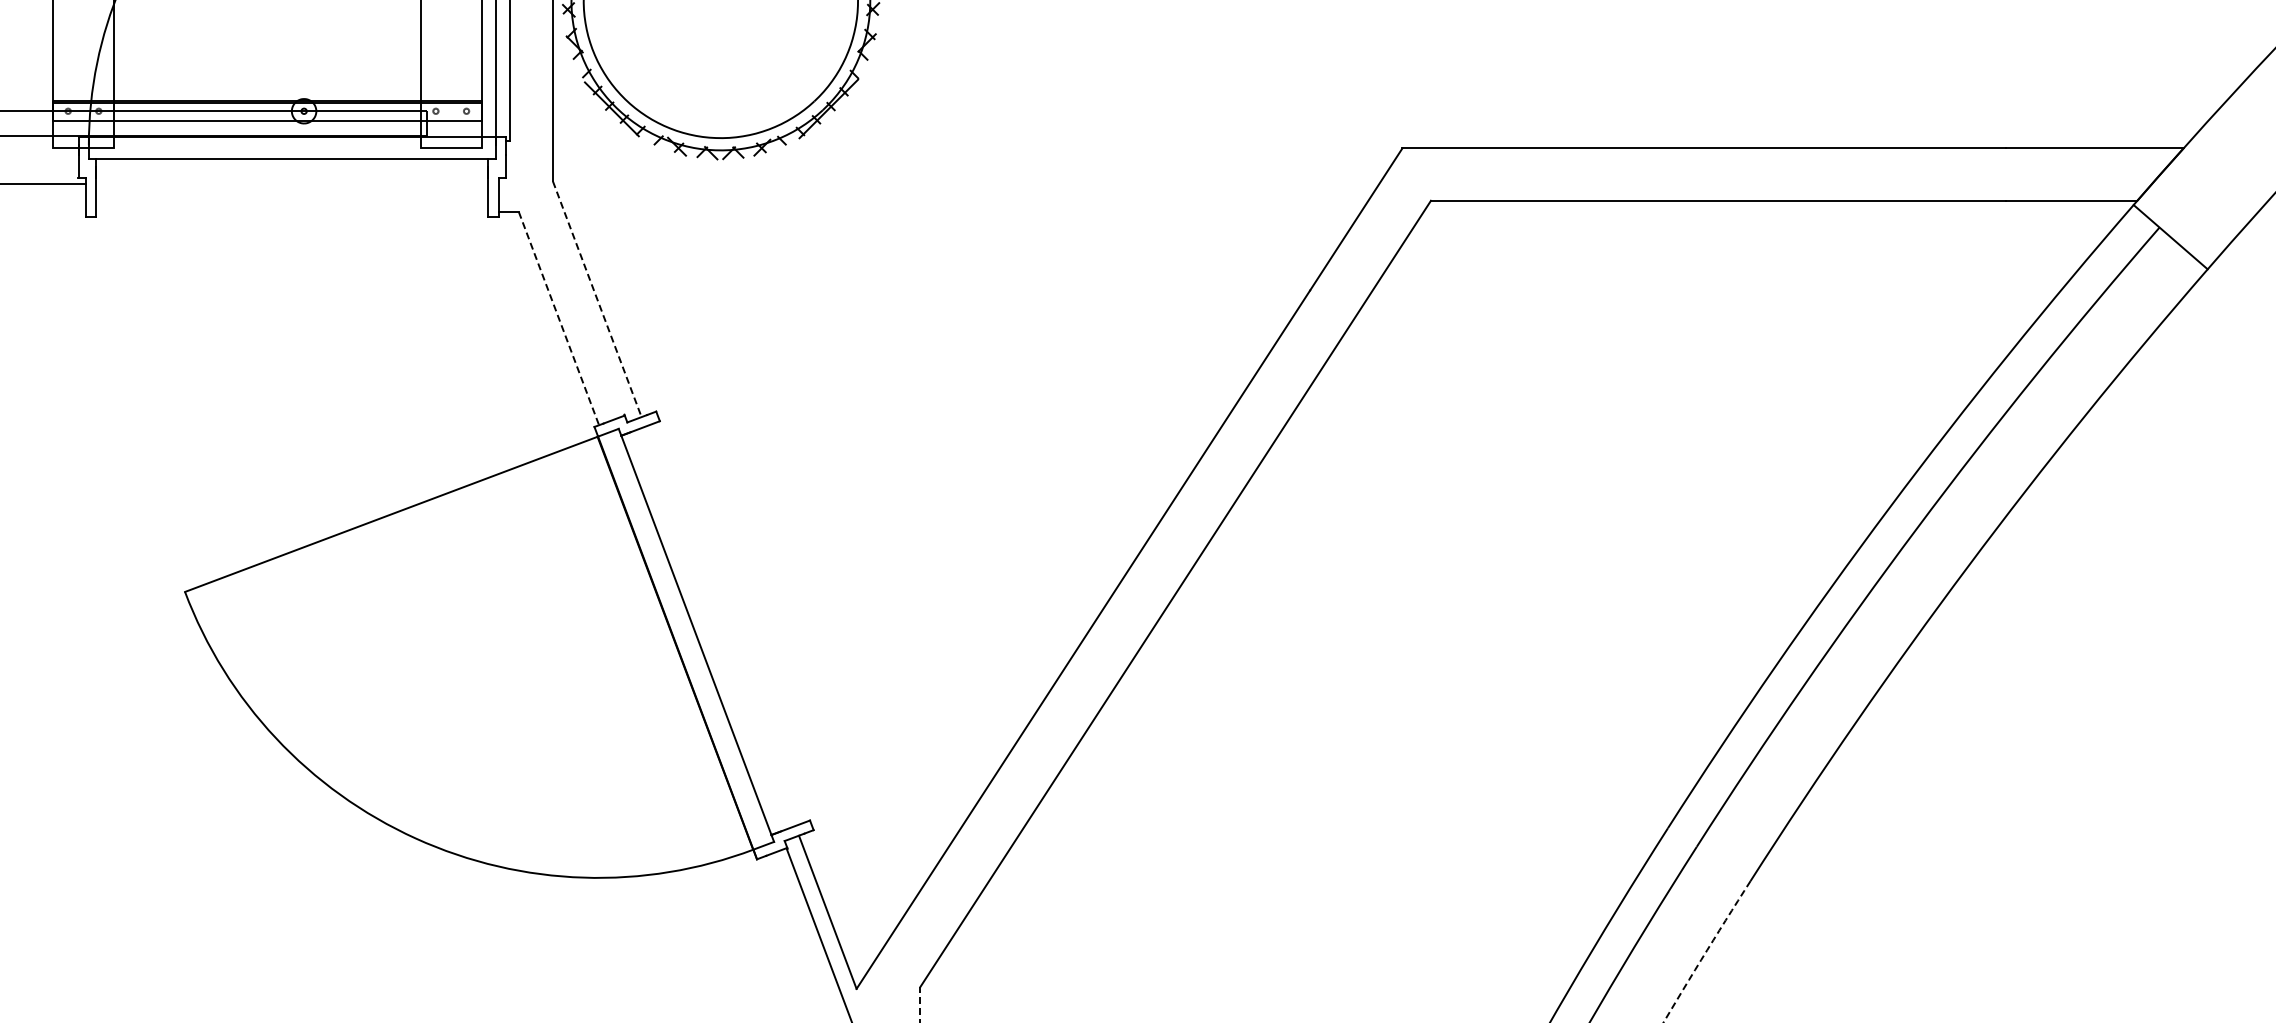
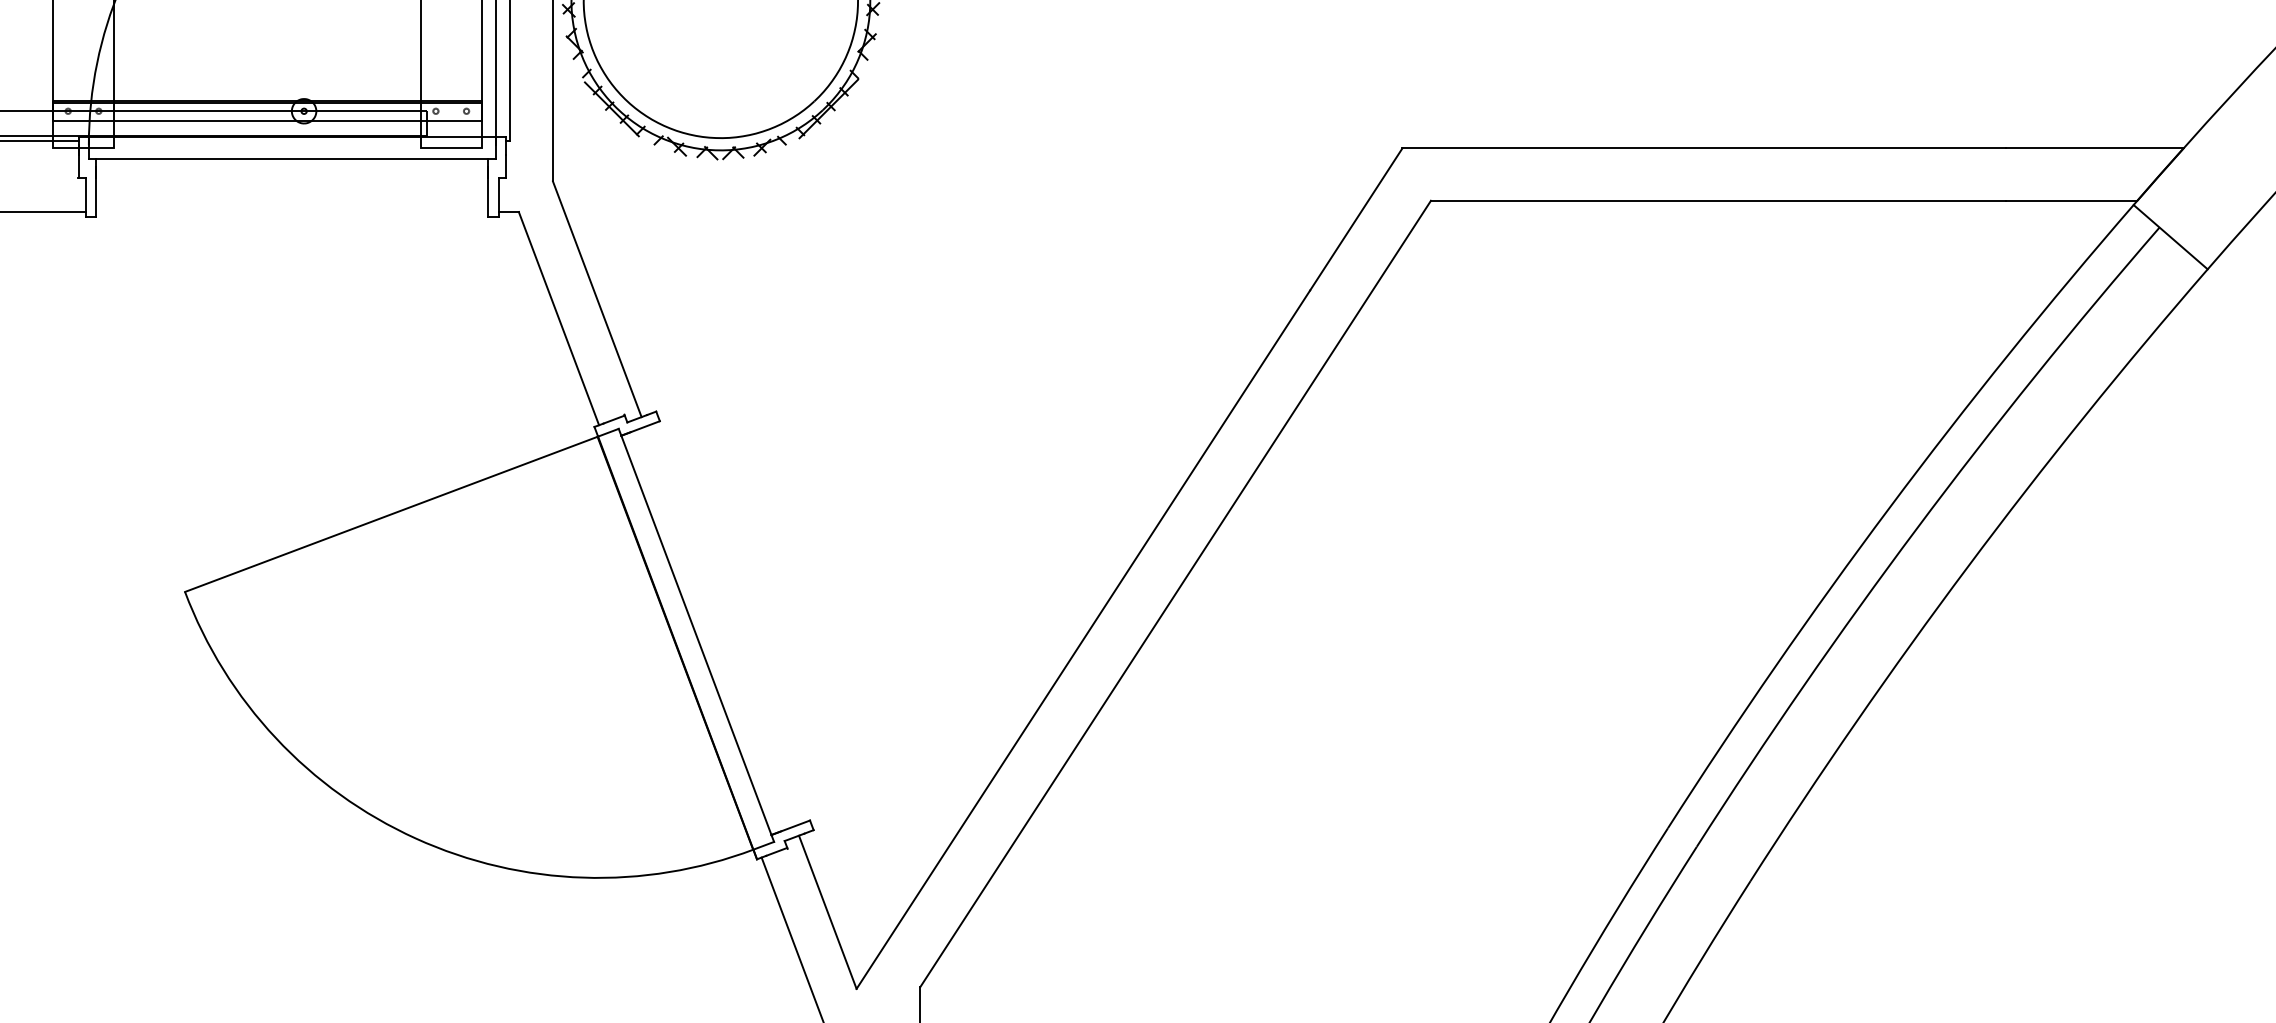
line: none -> present (40, 141)
line position: (43, 184) -> (43, 212) (43, 212)
line: dashed -> solid (597, 299)
line: dashed -> solid (558, 318)
line position: (818, 933) -> (791, 938) (791, 938)
arc: dashed -> solid (1705, 952)
line: dashed -> solid (920, 1004)
